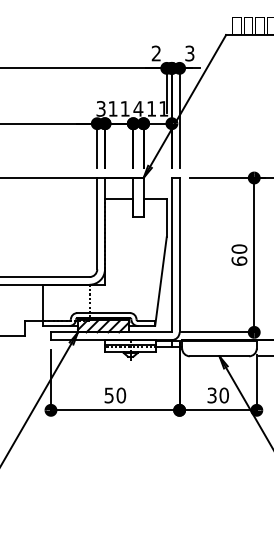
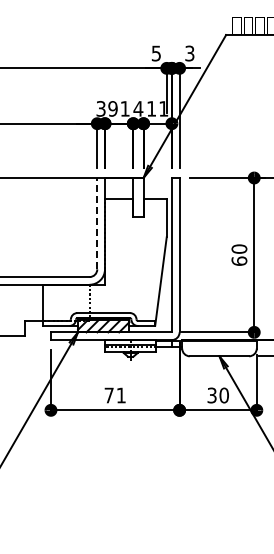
text: 2 -> 5 (156, 53)
text: 11 -> 91 (112, 108)
line: solid -> dashed (97, 223)
text: 50 -> 71 (115, 395)
